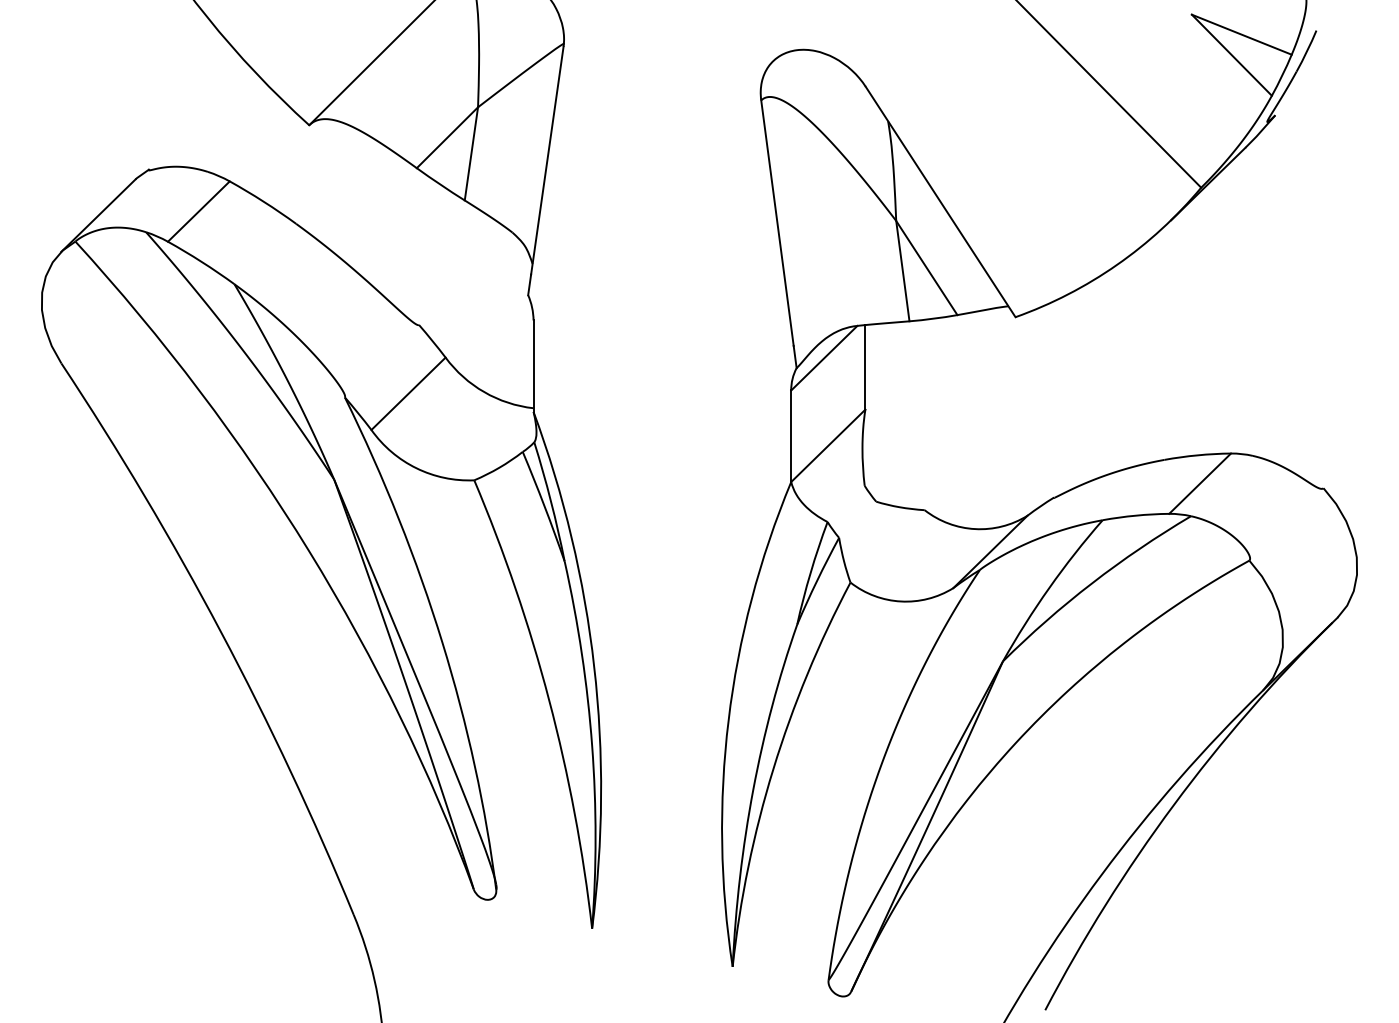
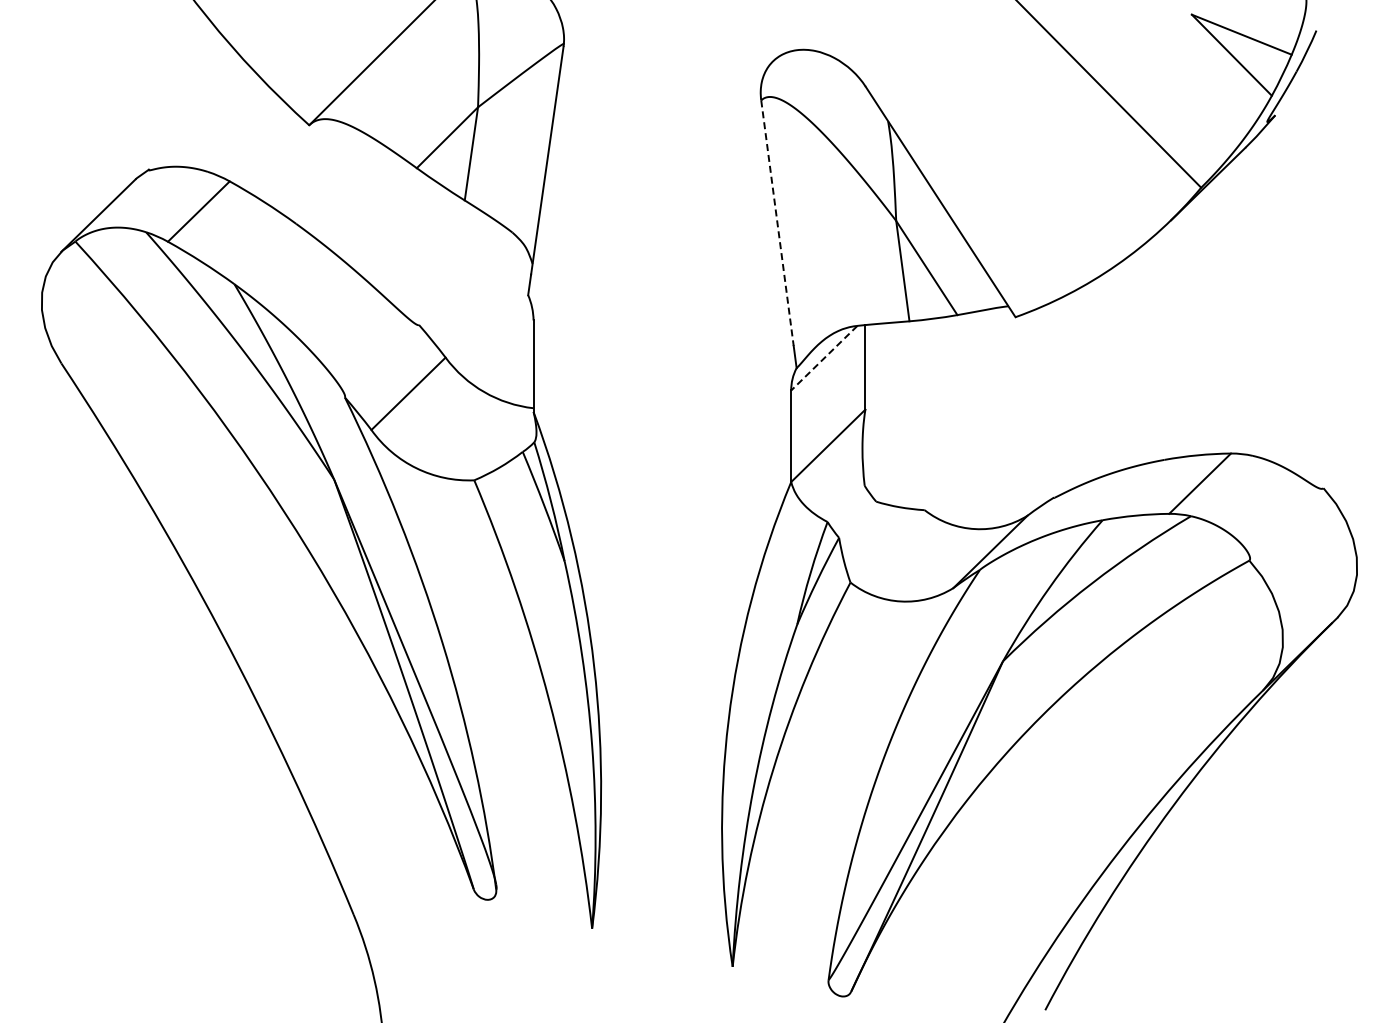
line: solid -> dashed (777, 223)
line: solid -> dashed (823, 358)
